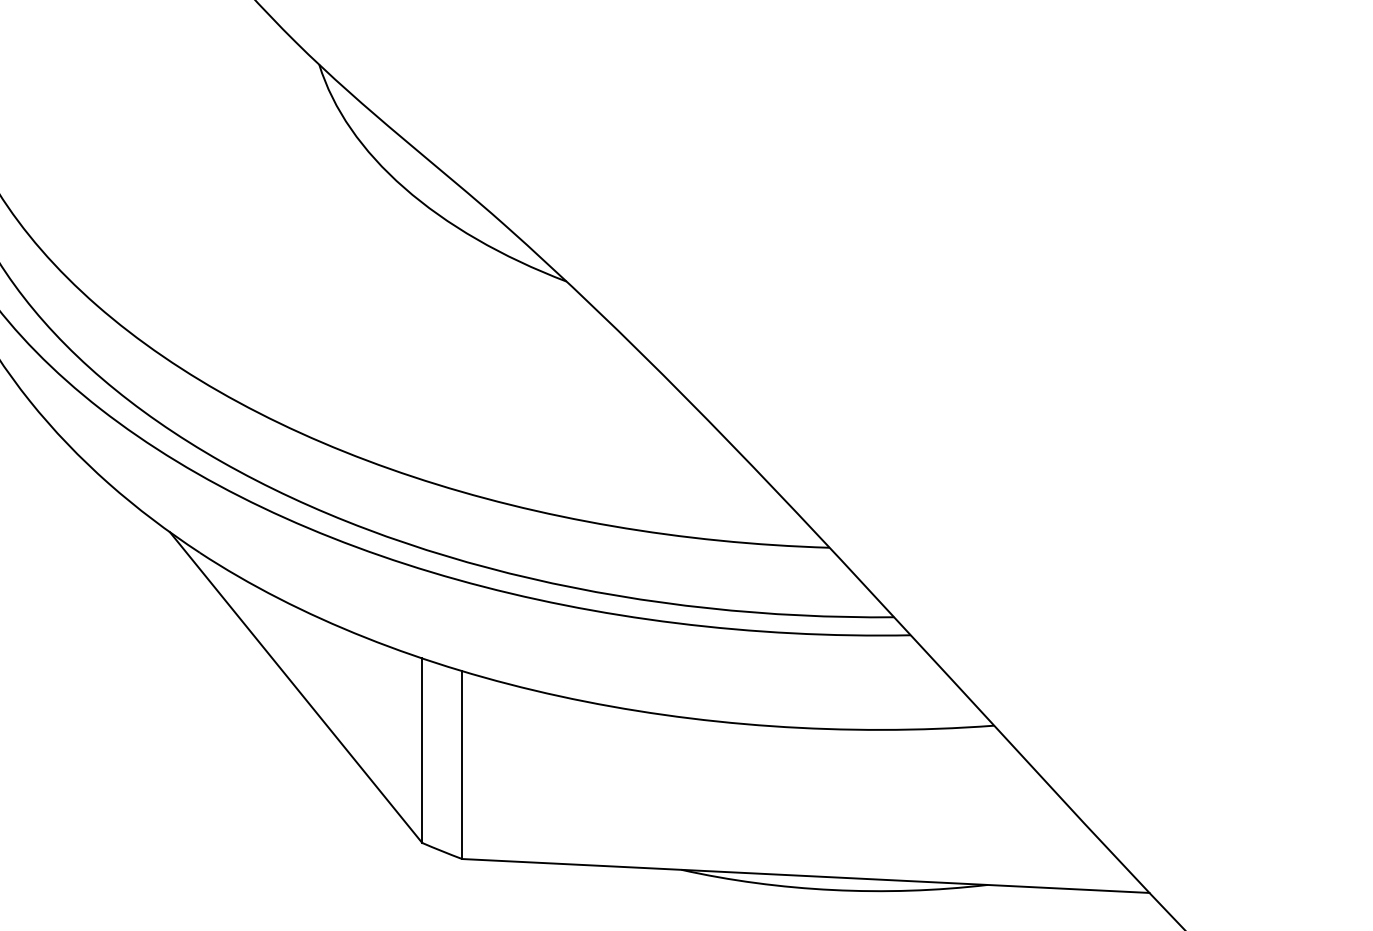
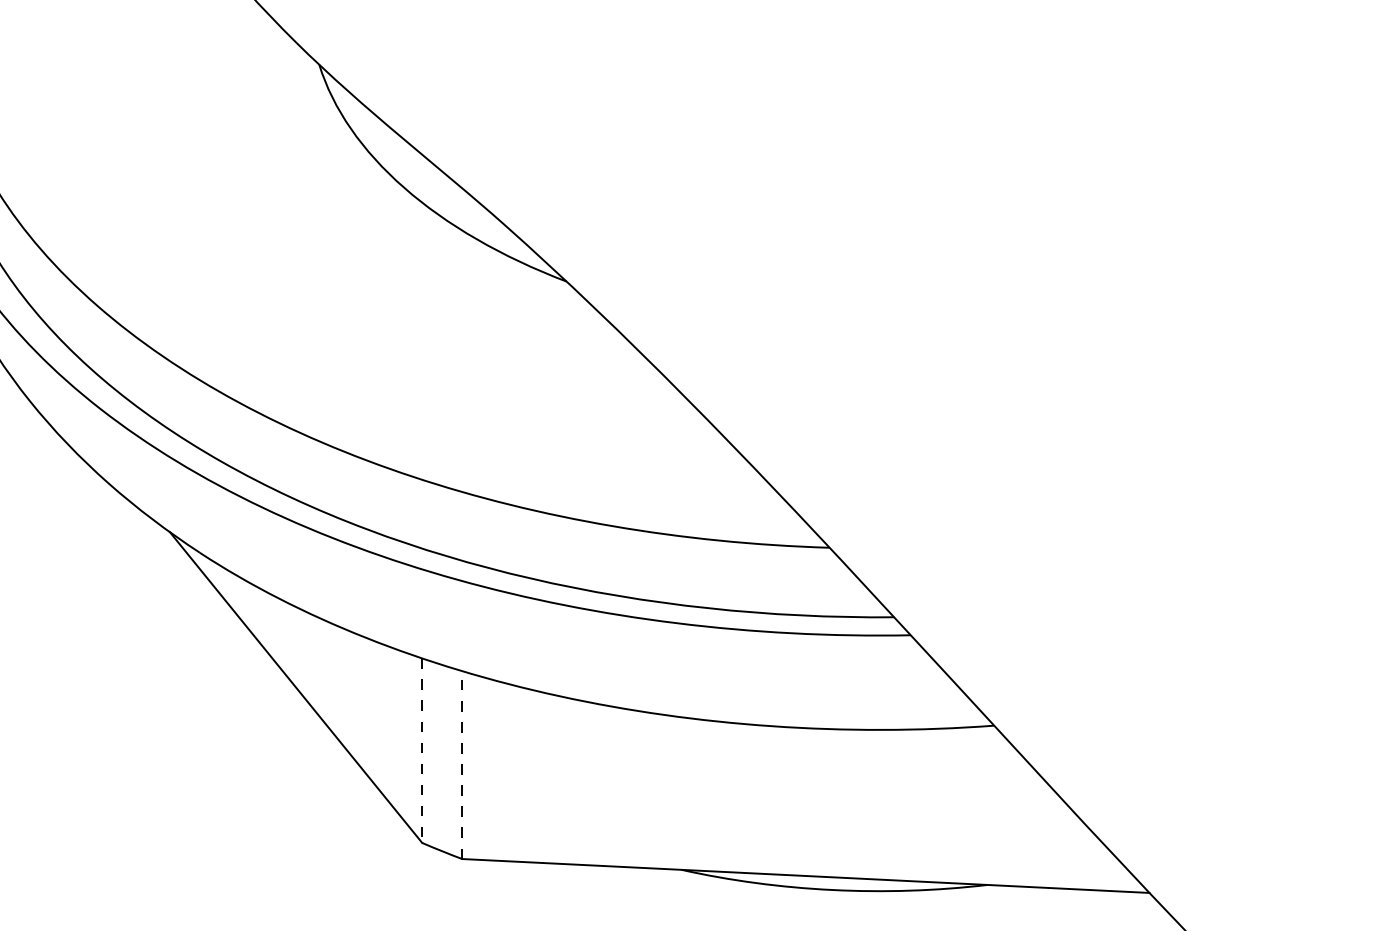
line: solid -> dashed (422, 751)
line: solid -> dashed (462, 765)
